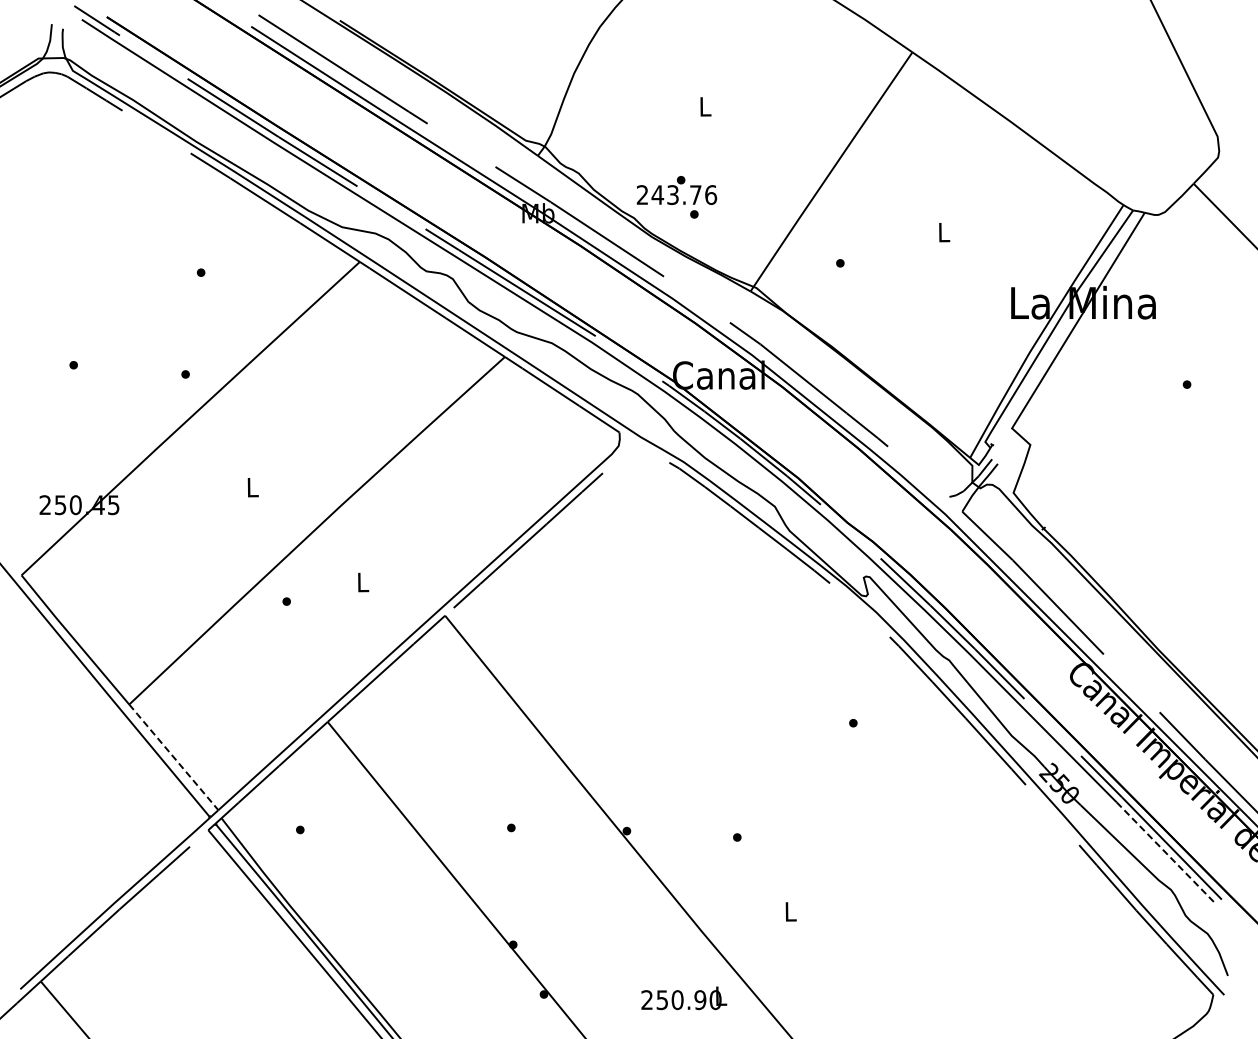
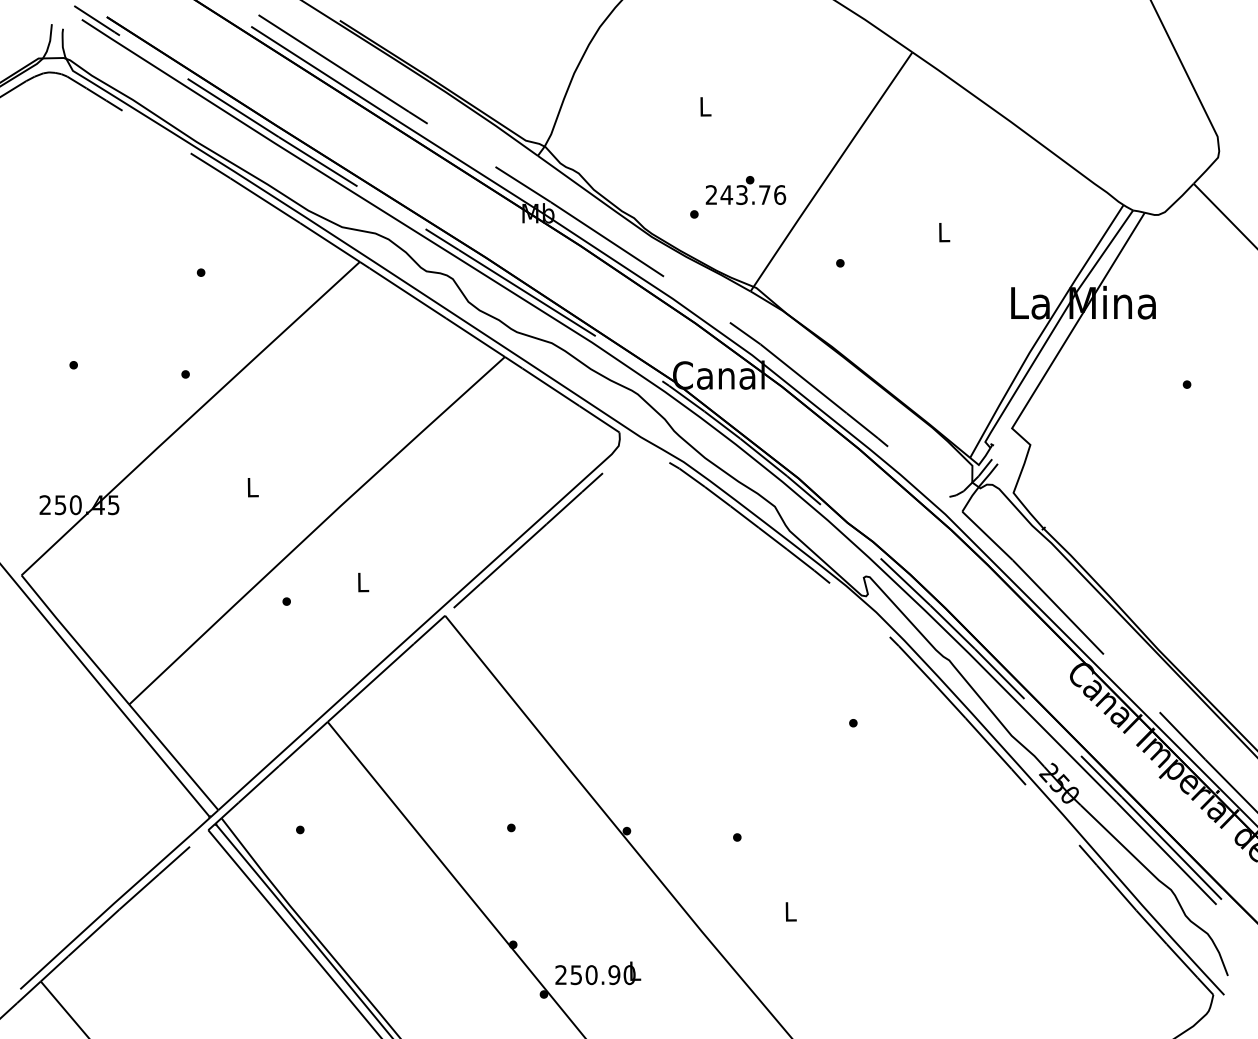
text position: (676, 190) -> (745, 190) (745, 190)
line: dashed -> solid (173, 756)
line: dashed -> solid (1167, 853)
text position: (684, 998) -> (598, 973) (598, 973)
